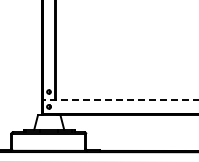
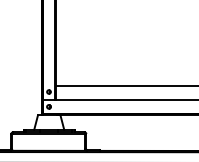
line: none -> present (125, 86)
line: dashed -> solid (120, 100)
